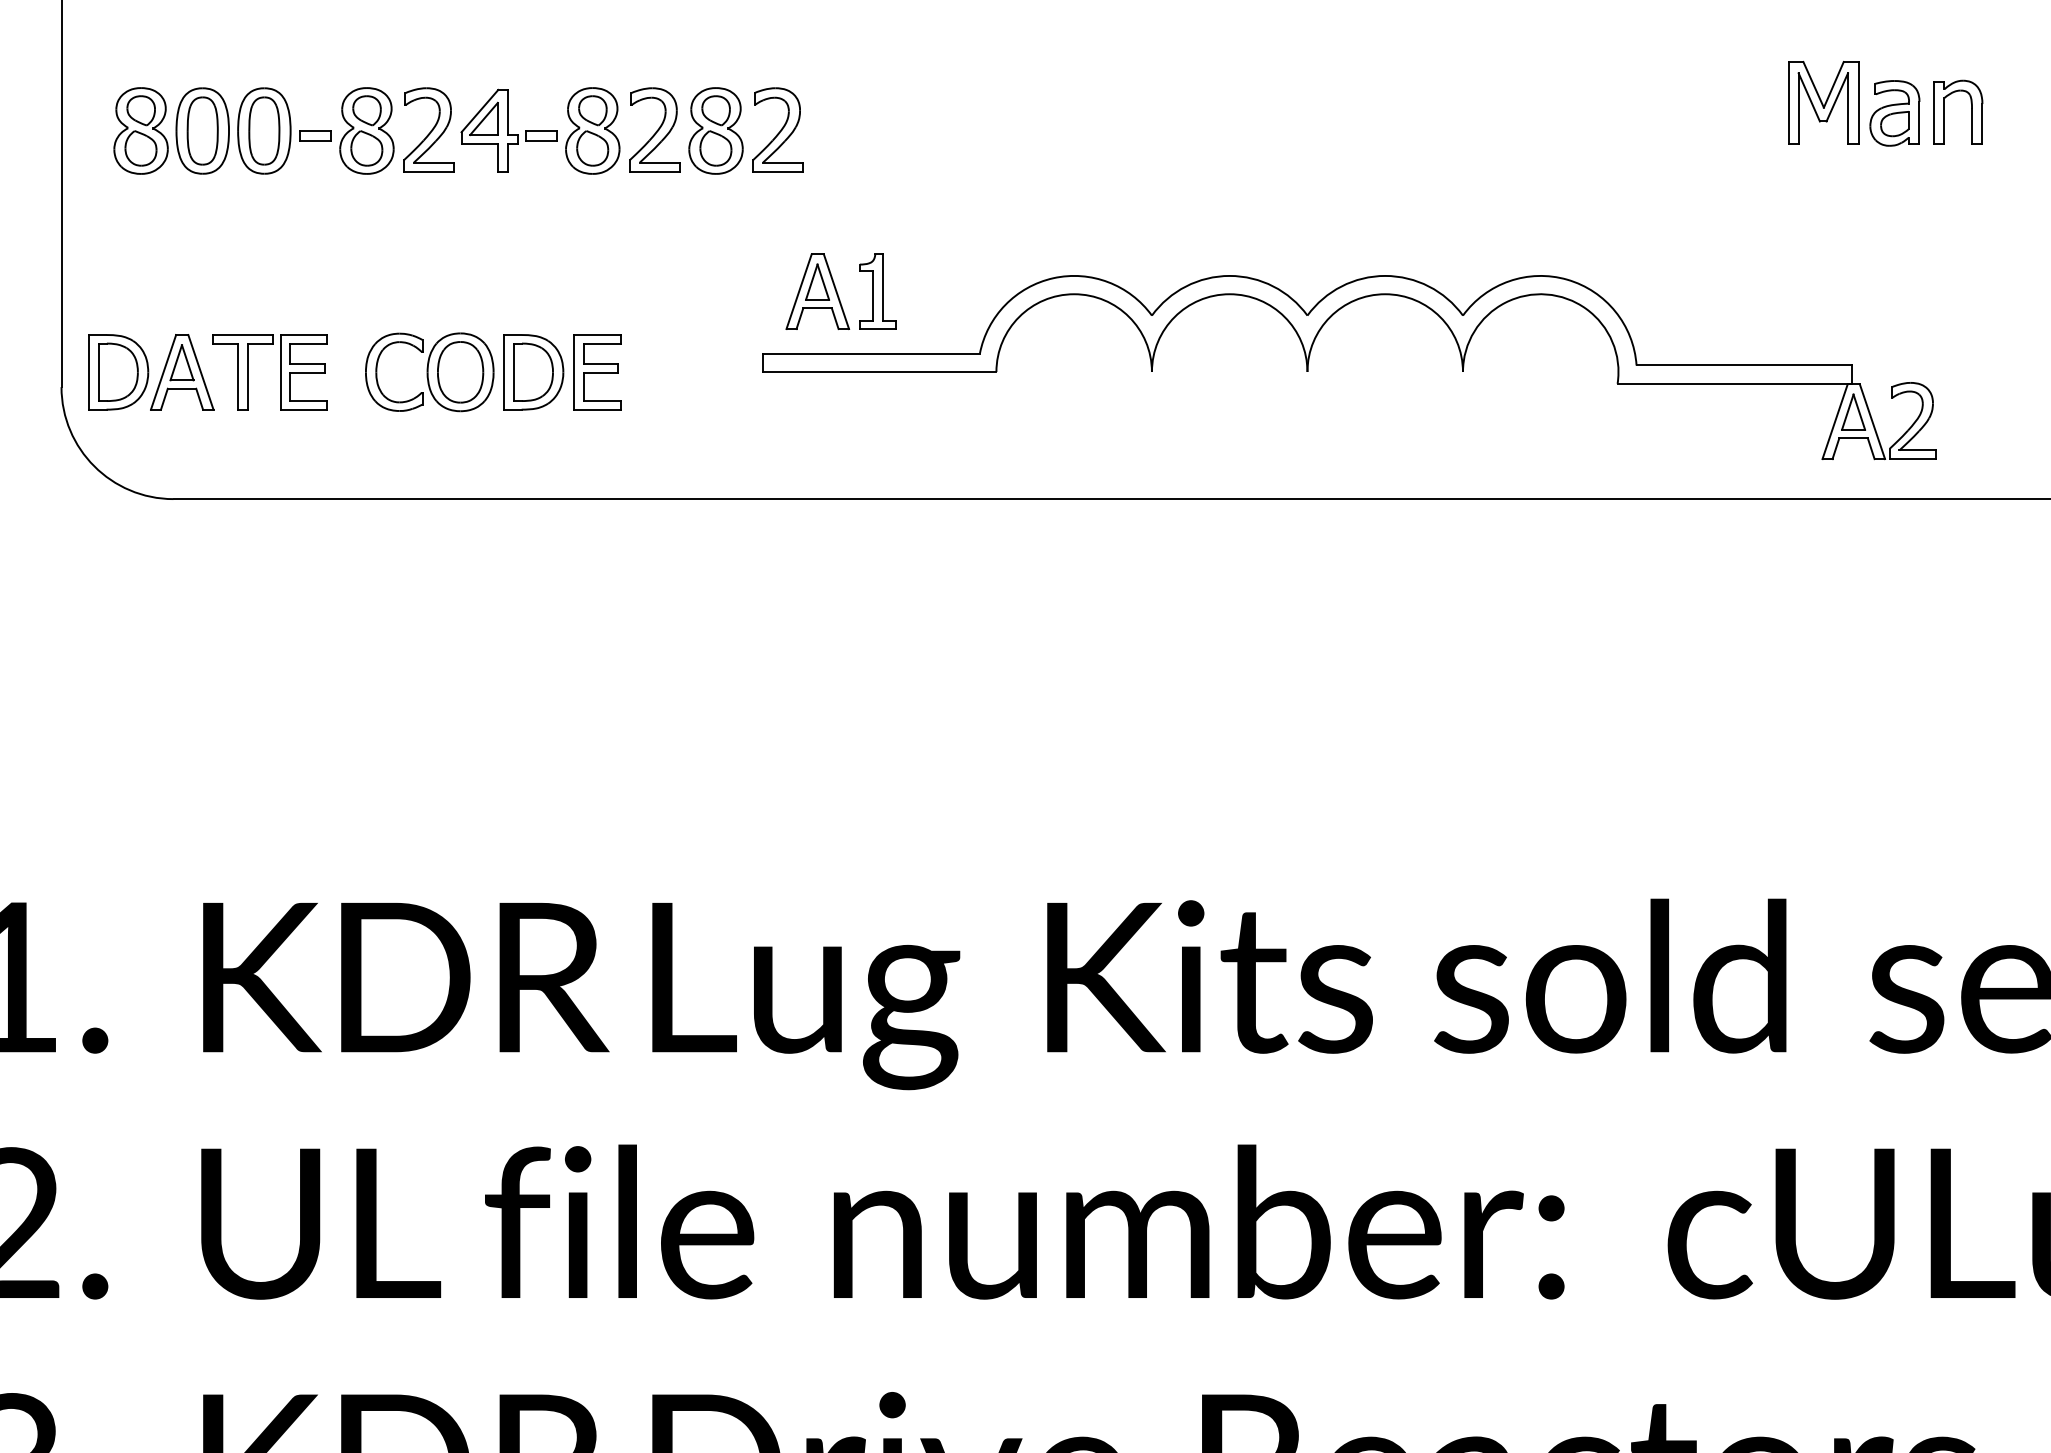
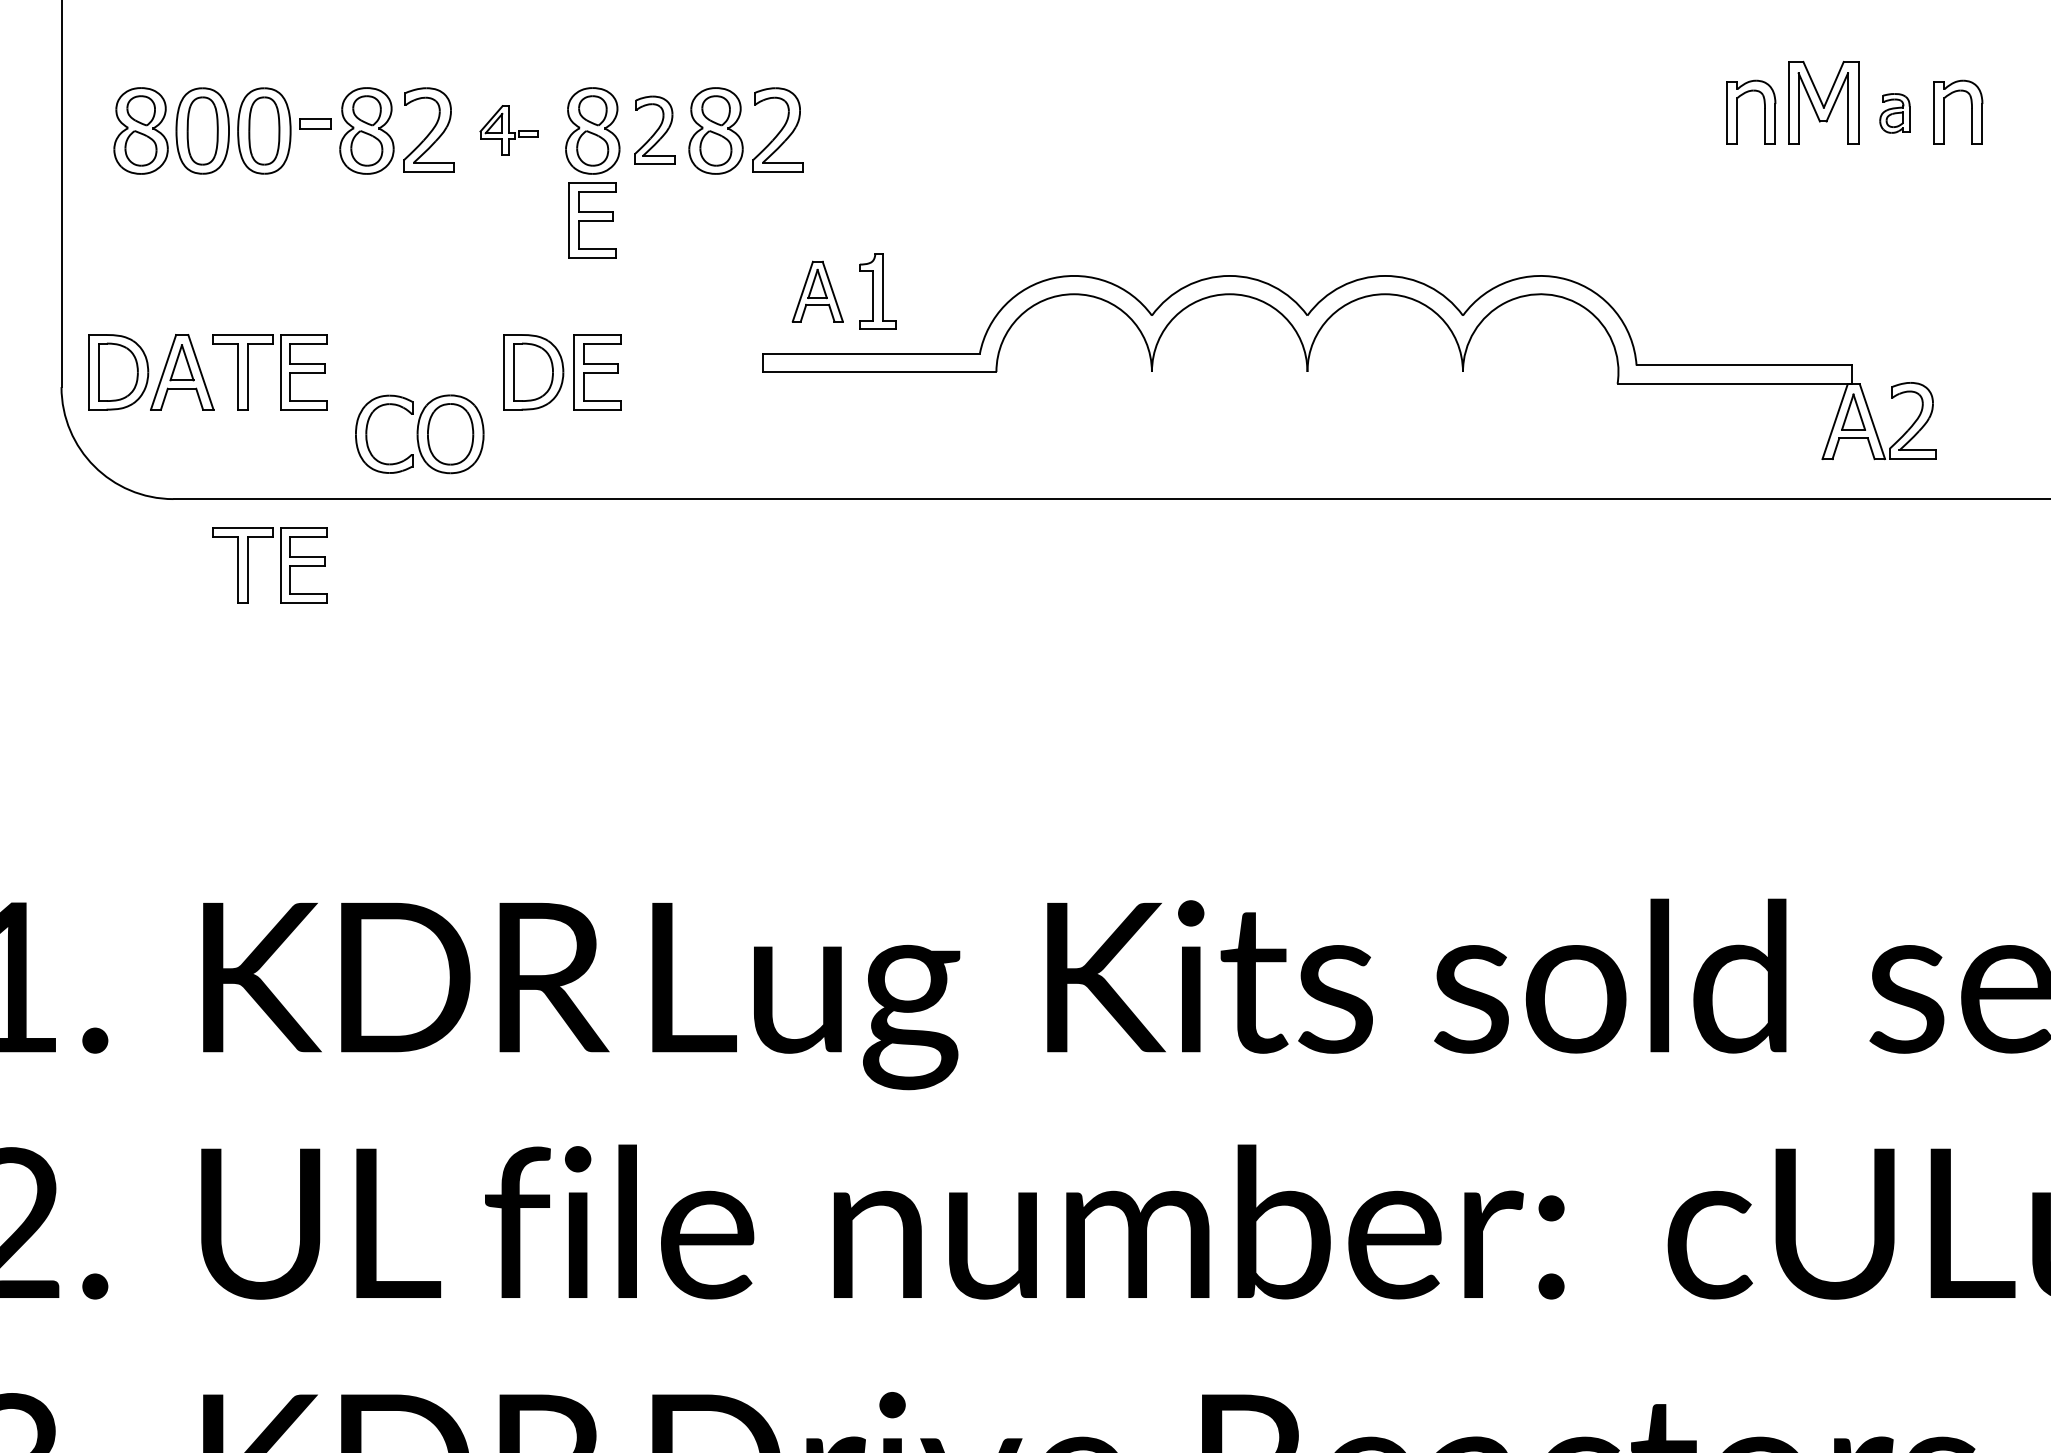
part: none -> present (1764, 111)
part size: 52x67 px -> 32x41 px (1894, 113)
part size: 52x86 px -> 42x70 px (654, 129)
part size: 98x85 px -> 60x51 px (508, 130)
part position: (315, 135) -> (315, 123) (315, 123)
part: none -> present (592, 220)
part size: 66x77 px -> 53x63 px (817, 291)
part position: (429, 372) -> (419, 434) (419, 434)
part: none -> present (280, 565)
